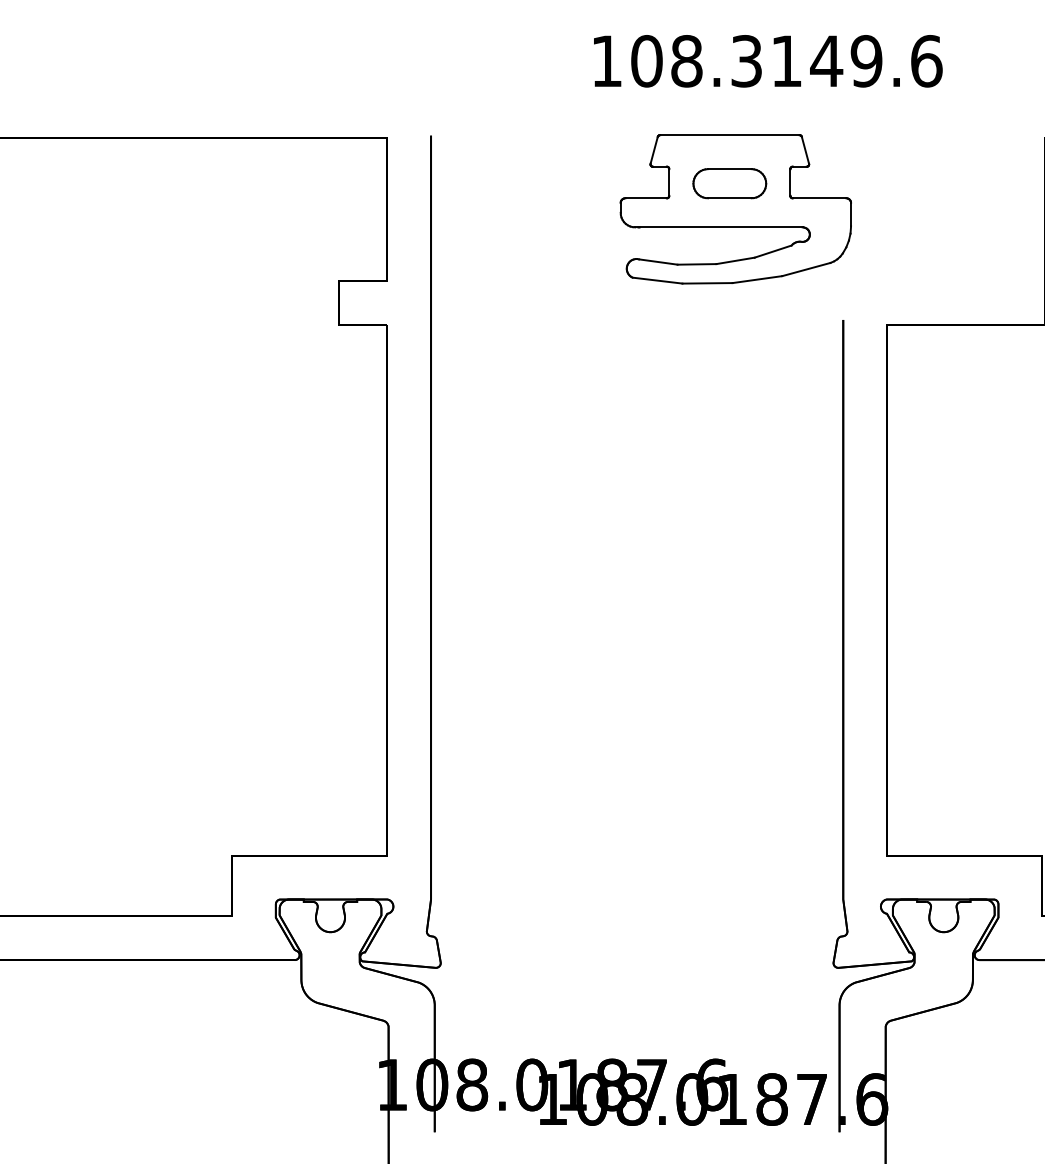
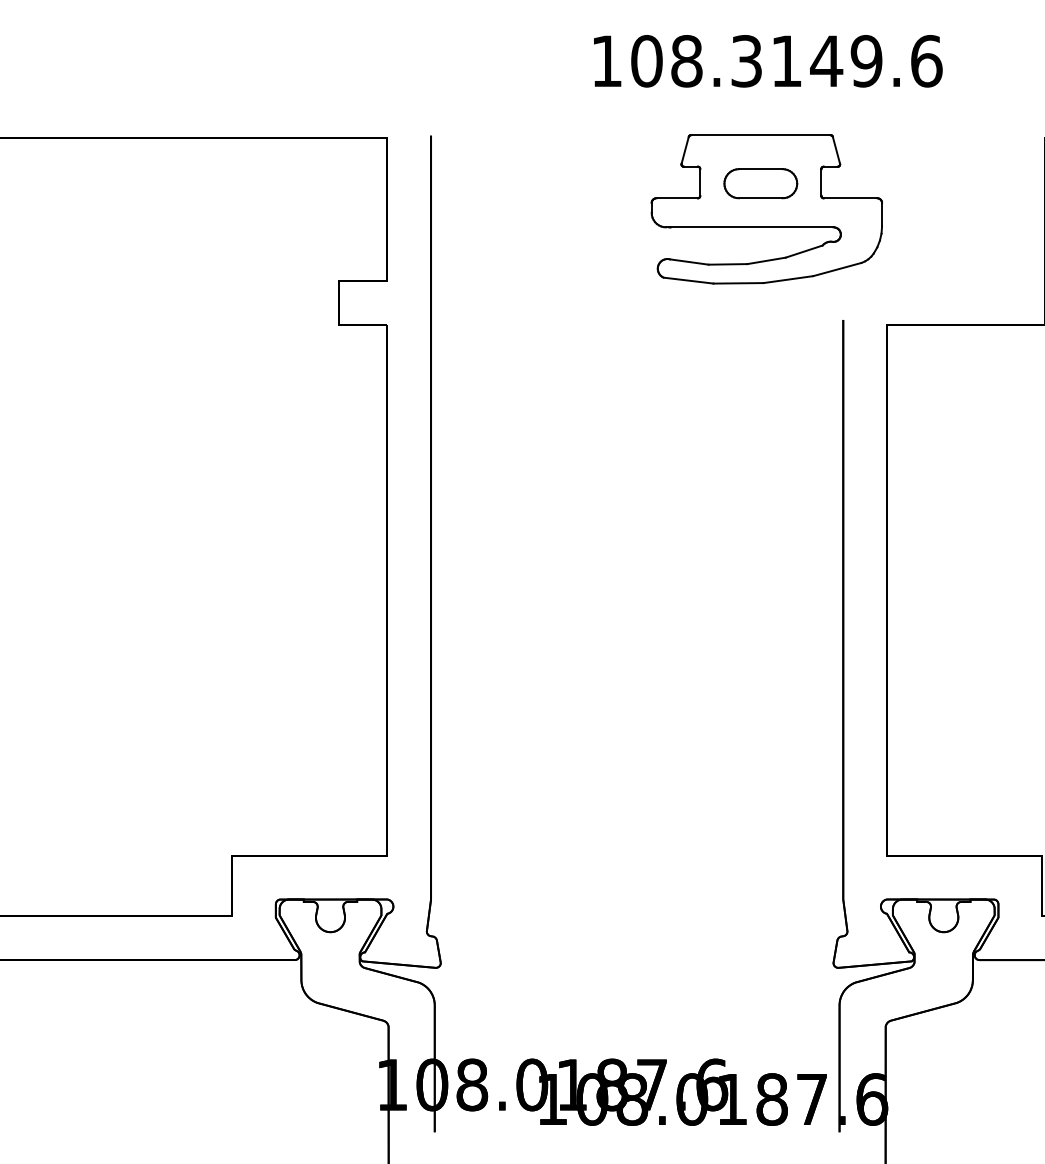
part position: (735, 209) -> (766, 209) (766, 209)
